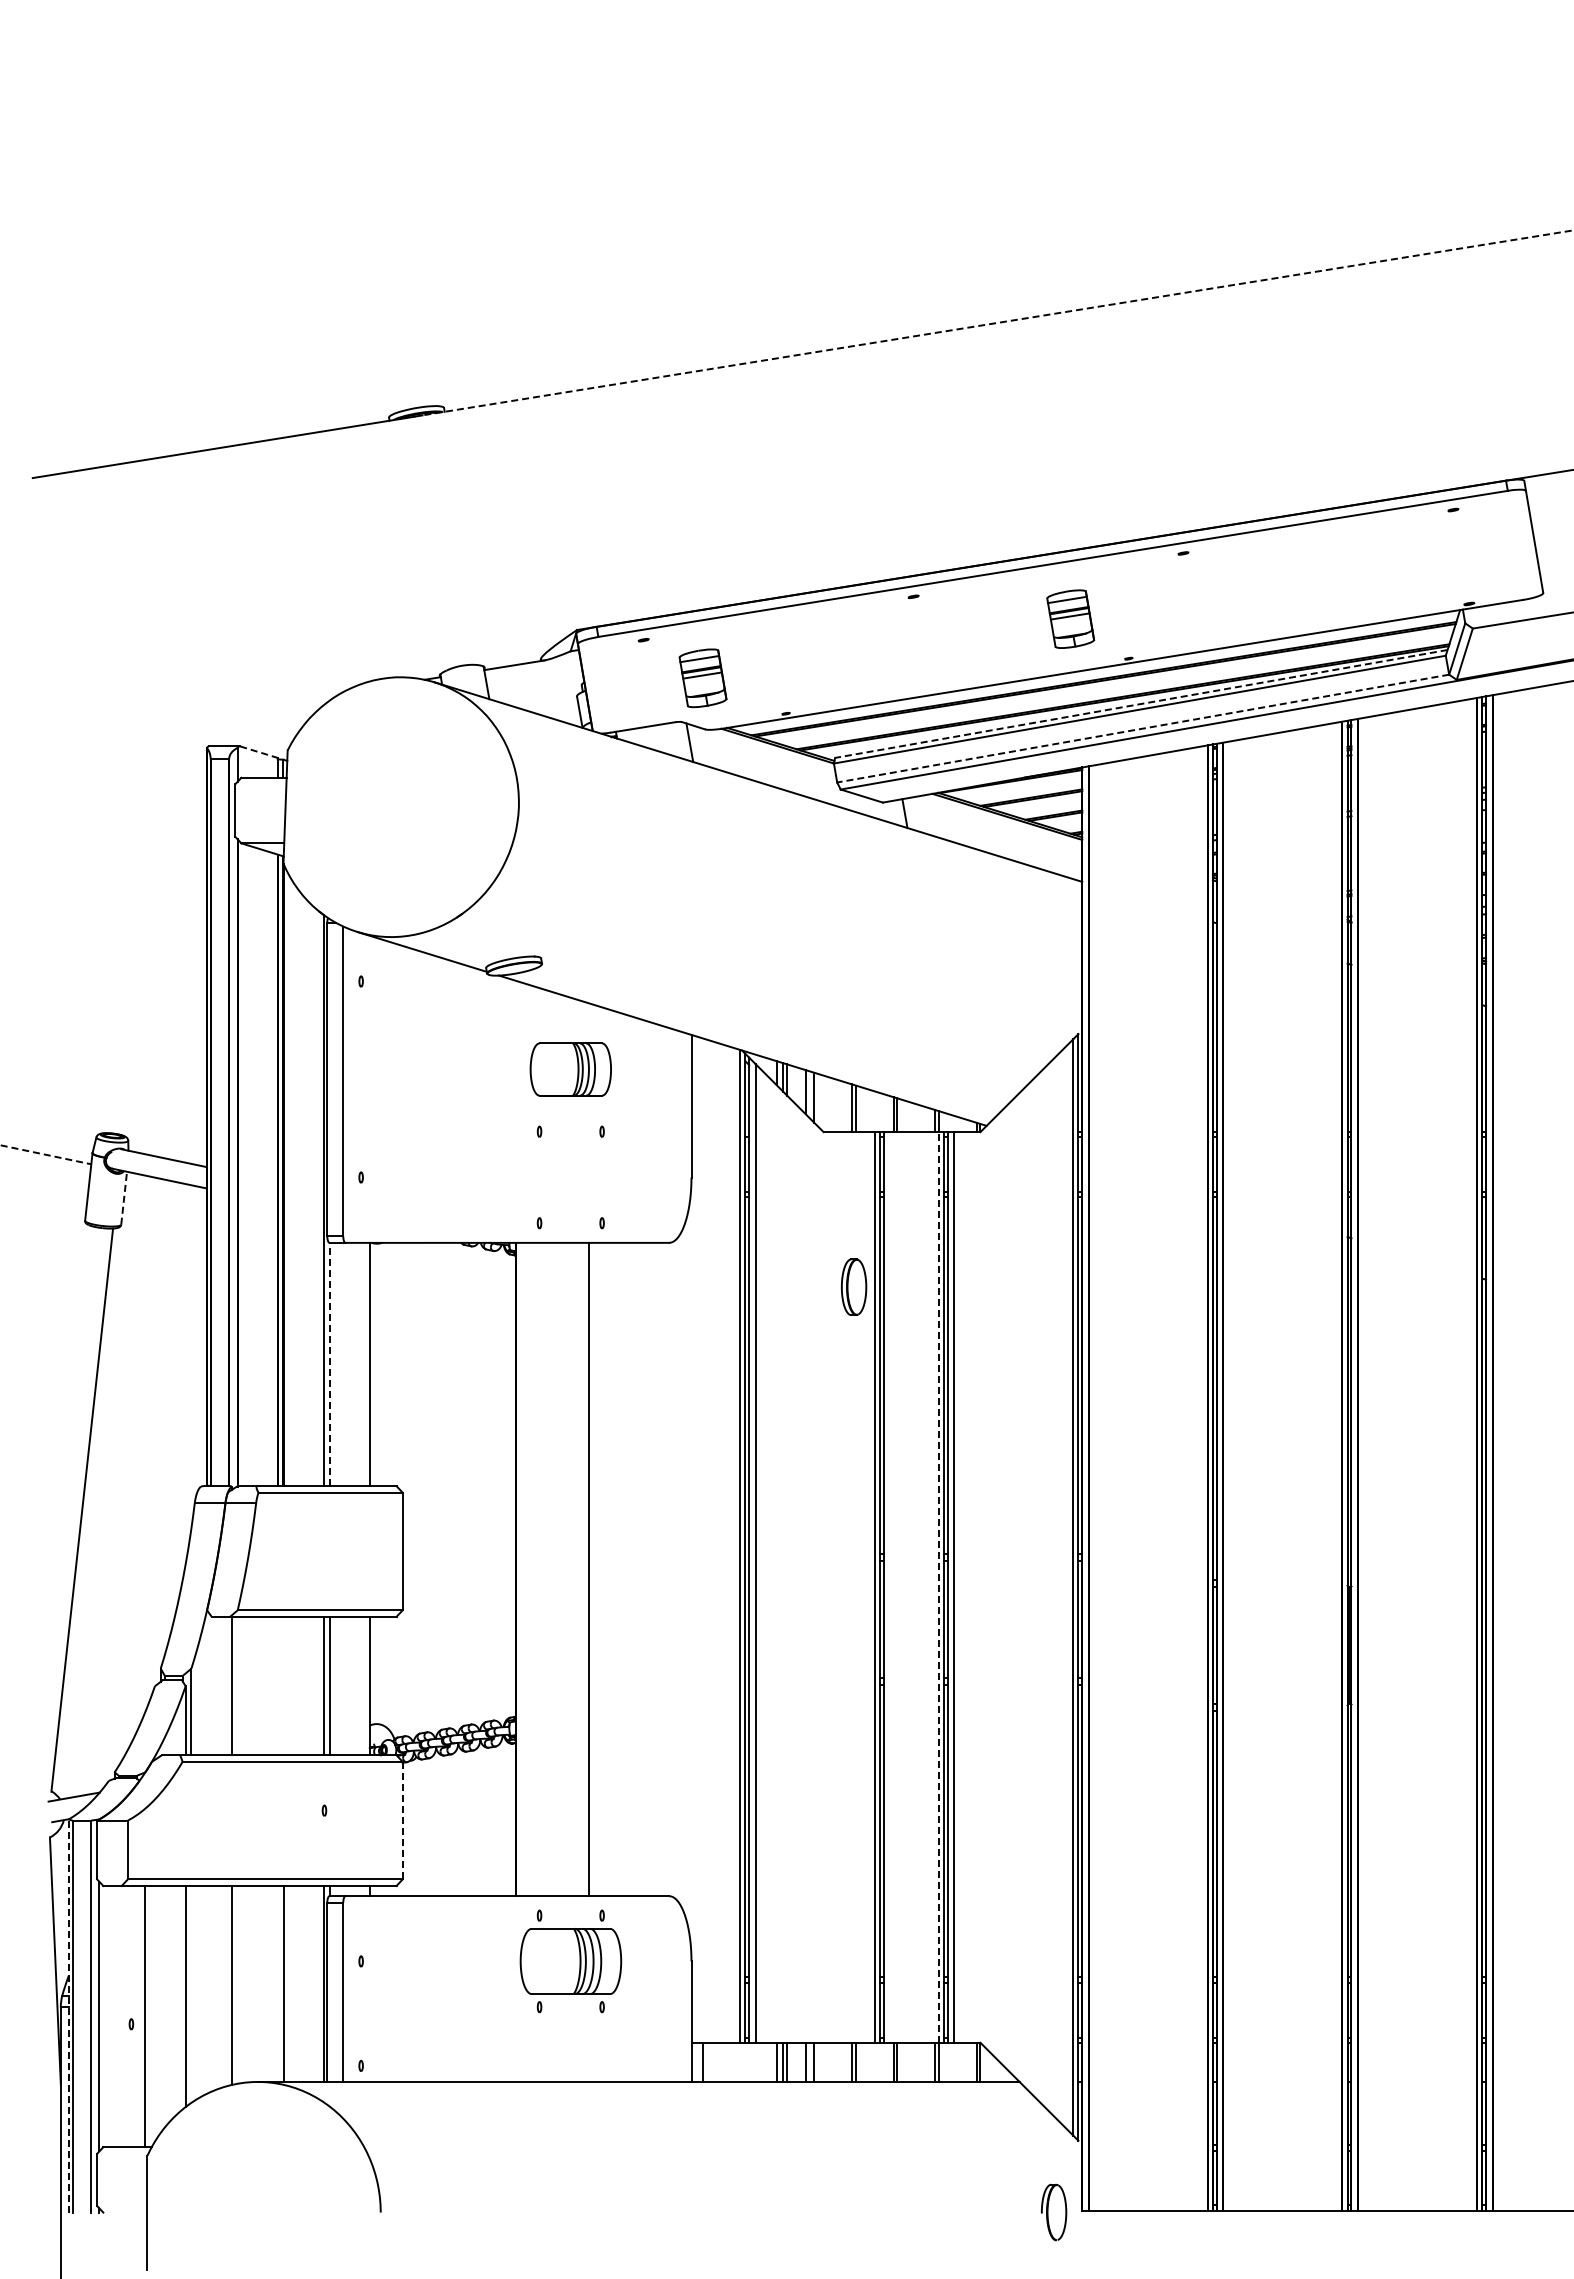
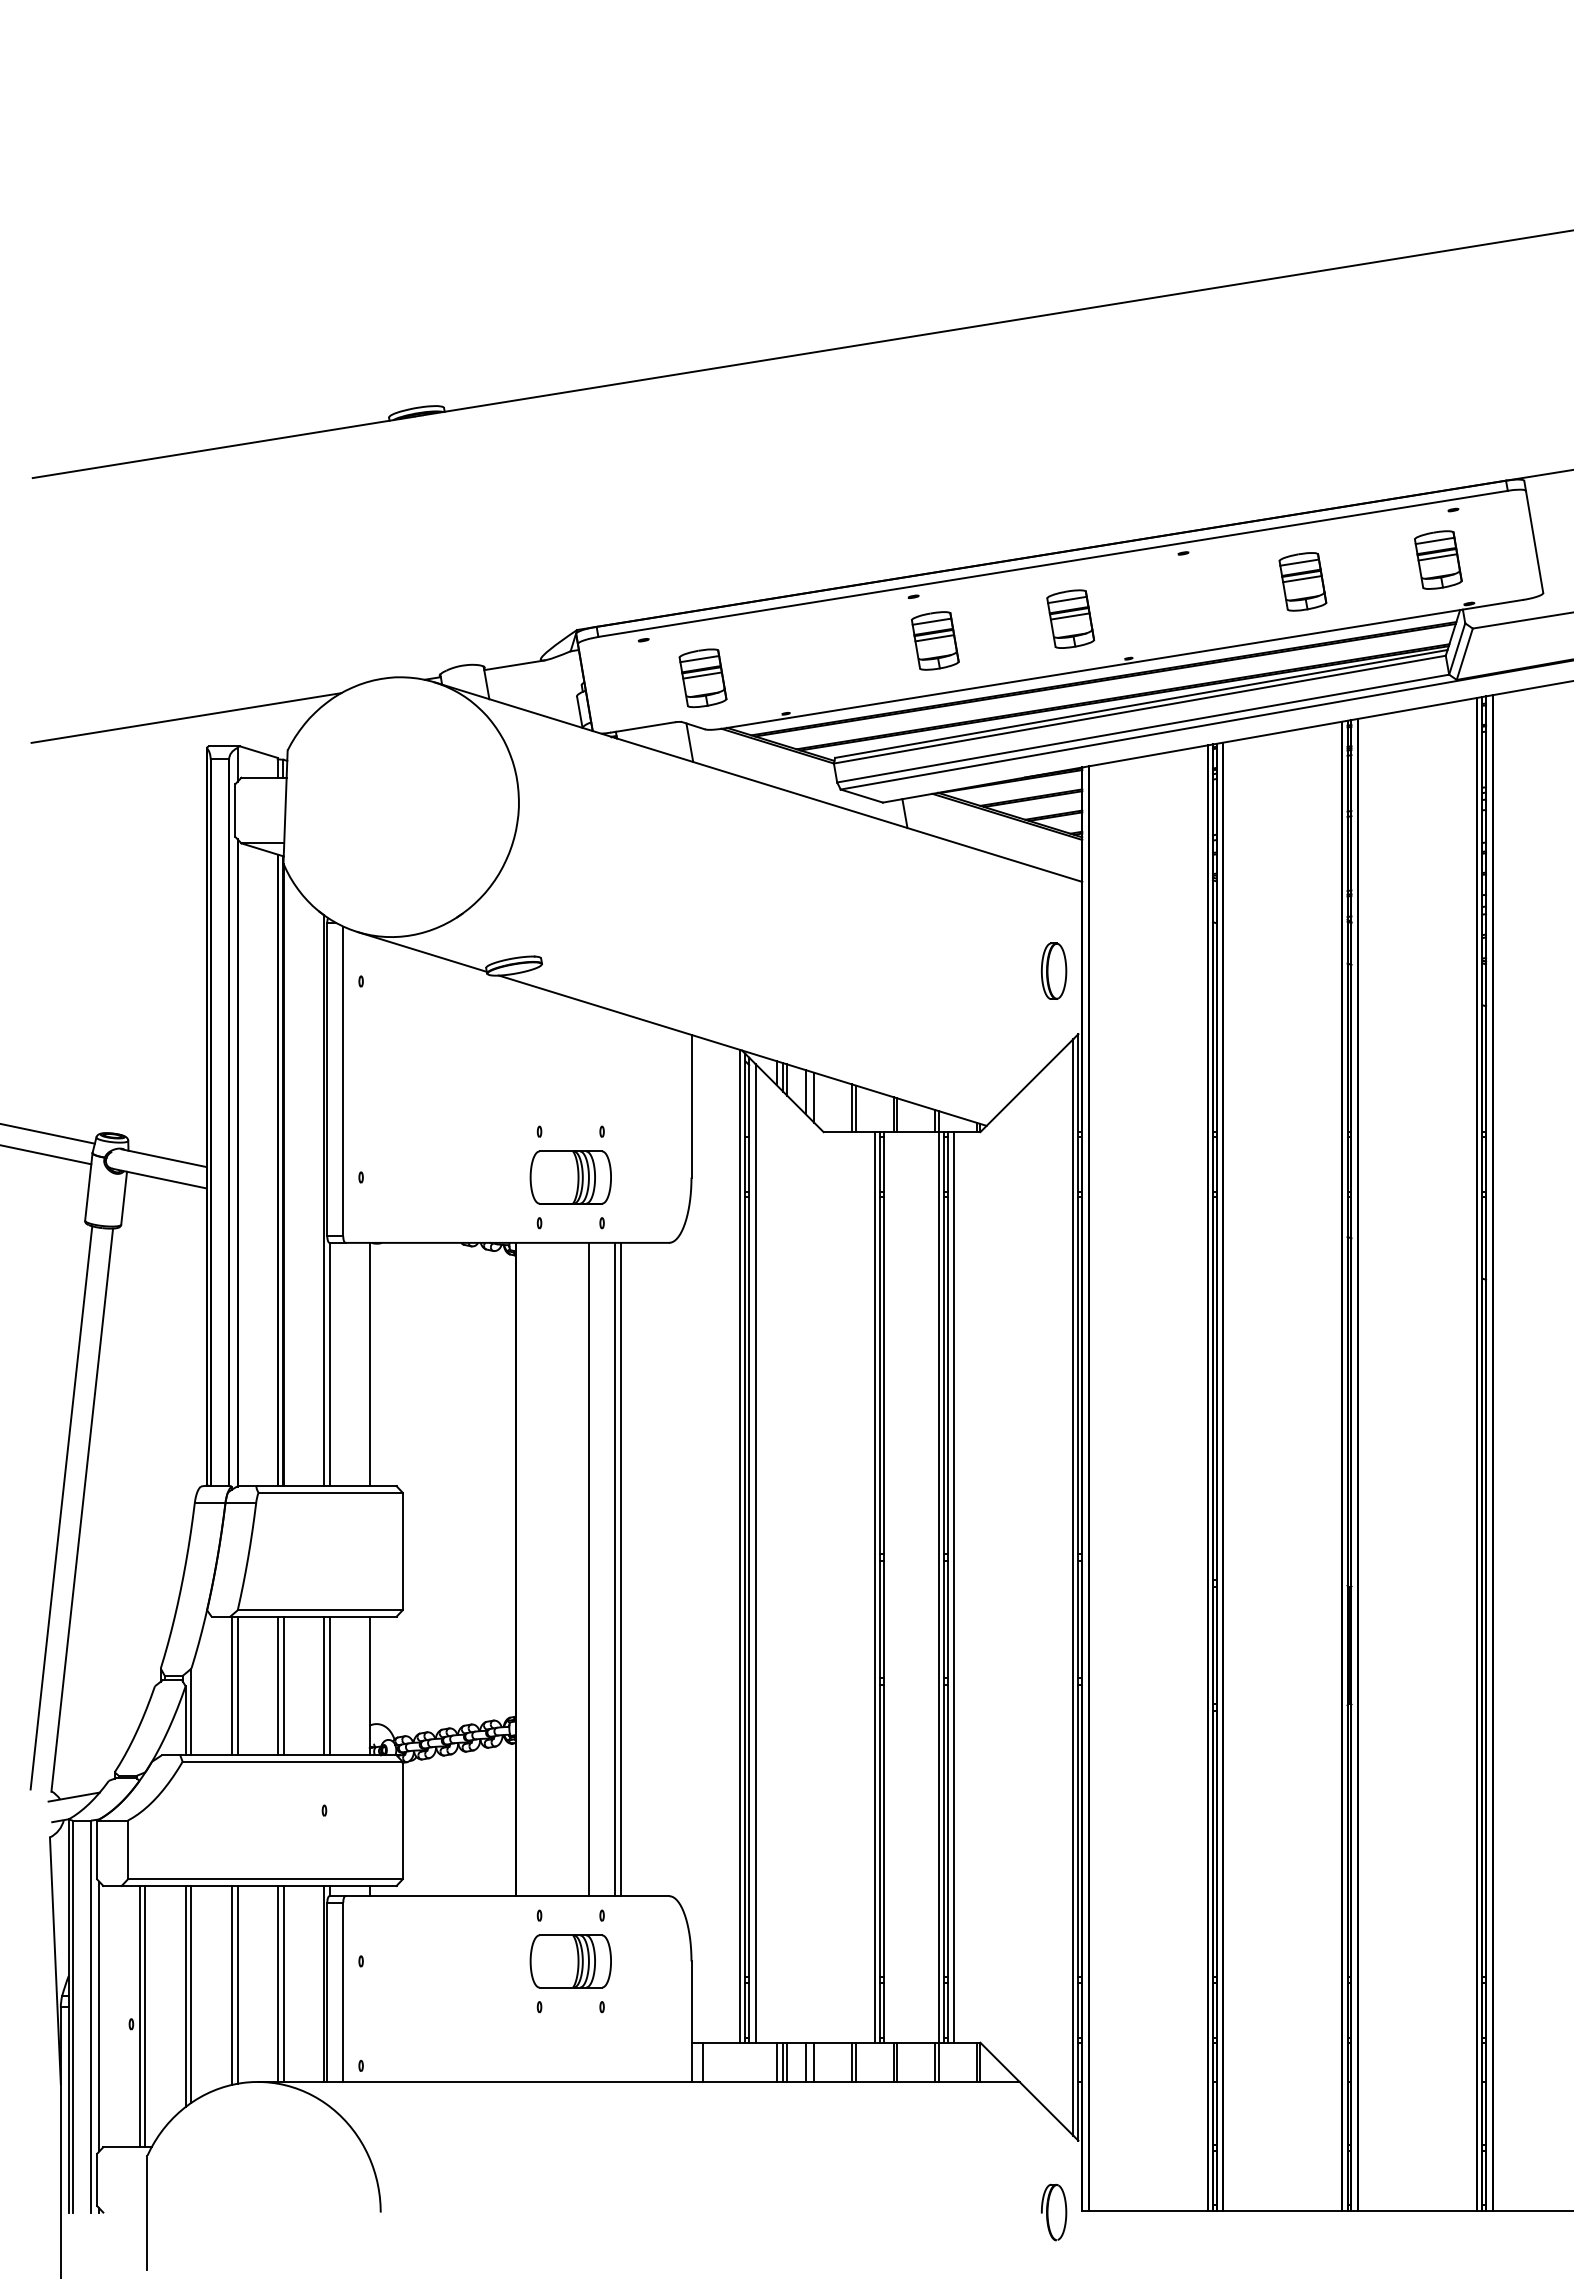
line: dashed -> solid (998, 322)
part: none -> present (1438, 559)
part: none -> present (1302, 581)
part: none -> present (935, 640)
line: dashed -> solid (1141, 703)
line: none -> present (186, 717)
line: dashed -> solid (1143, 728)
line: dashed -> solid (258, 752)
part position: (570, 1069) -> (570, 1177) (570, 1177)
line: none -> present (48, 1133)
line: dashed -> solid (46, 1154)
line: dashed -> solid (124, 1198)
part position: (853, 1286) -> (1053, 970) (1053, 970)
line: dashed -> solid (329, 1364)
line: none -> present (61, 1507)
line: none -> present (614, 1569)
line: none -> present (621, 1569)
line: dashed -> solid (938, 1586)
line: none -> present (237, 1685)
line: none -> present (277, 1685)
line: none -> present (283, 1685)
line: dashed -> solid (402, 1820)
part size: 104x67 px -> 83x55 px (570, 1961)
line: none -> present (277, 1983)
line: none -> present (237, 1984)
line: none -> present (191, 1993)
line: dashed -> solid (68, 2016)
line: none -> present (139, 2016)
